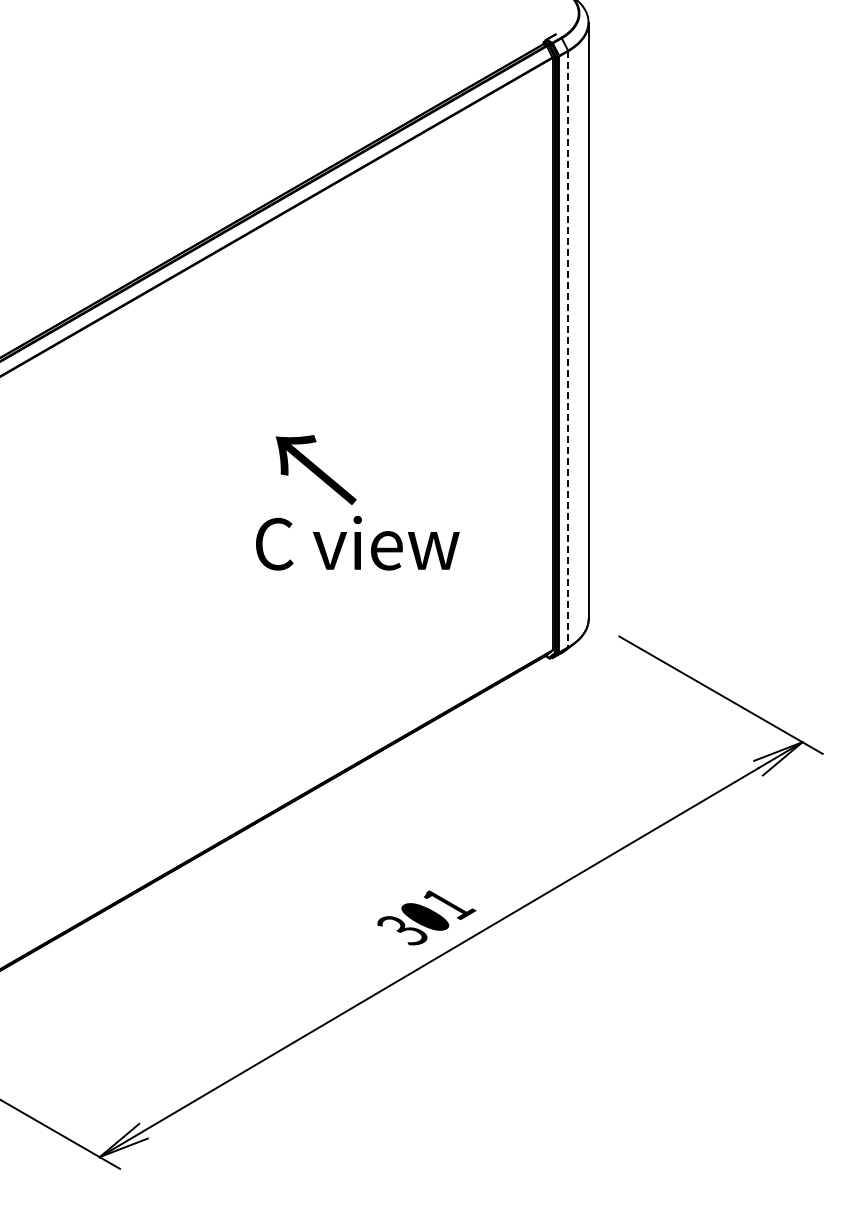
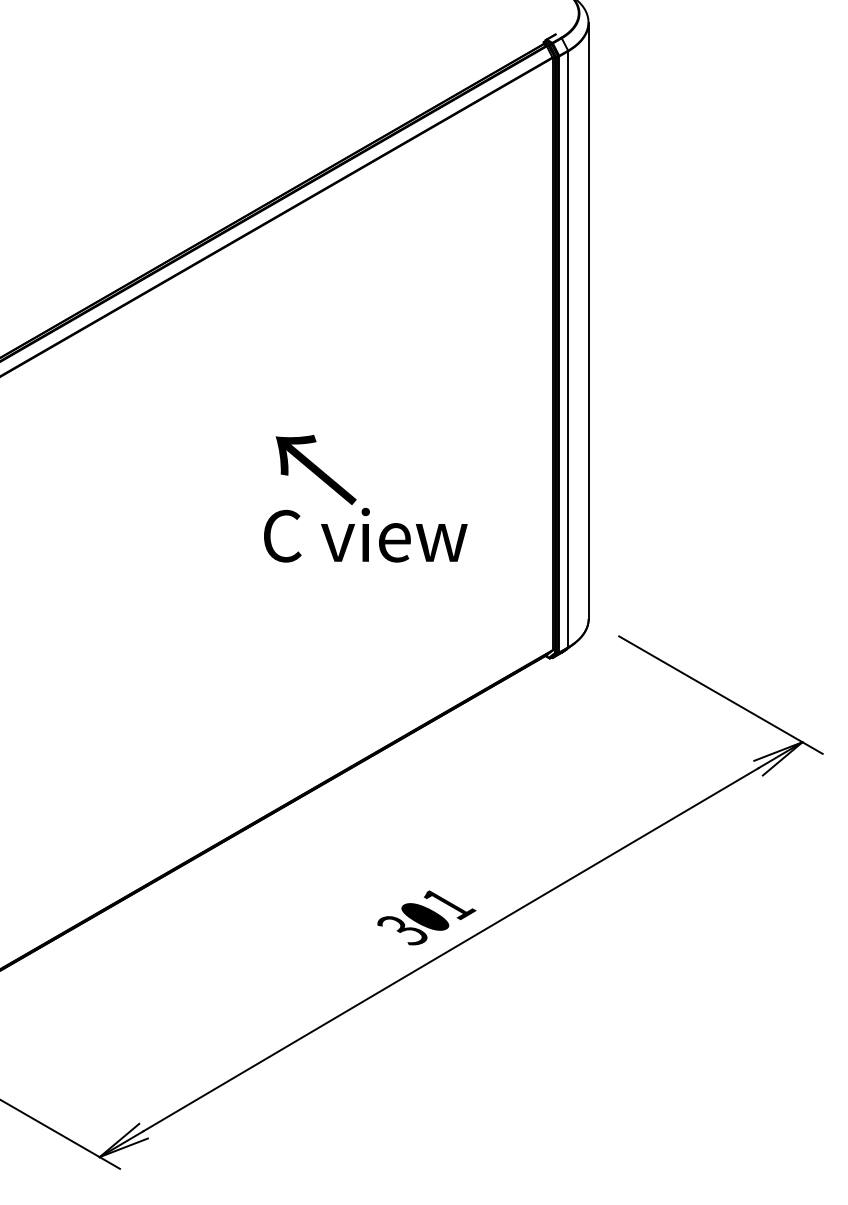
line: dashed -> solid (568, 349)
text position: (357, 542) -> (365, 534) (365, 534)
